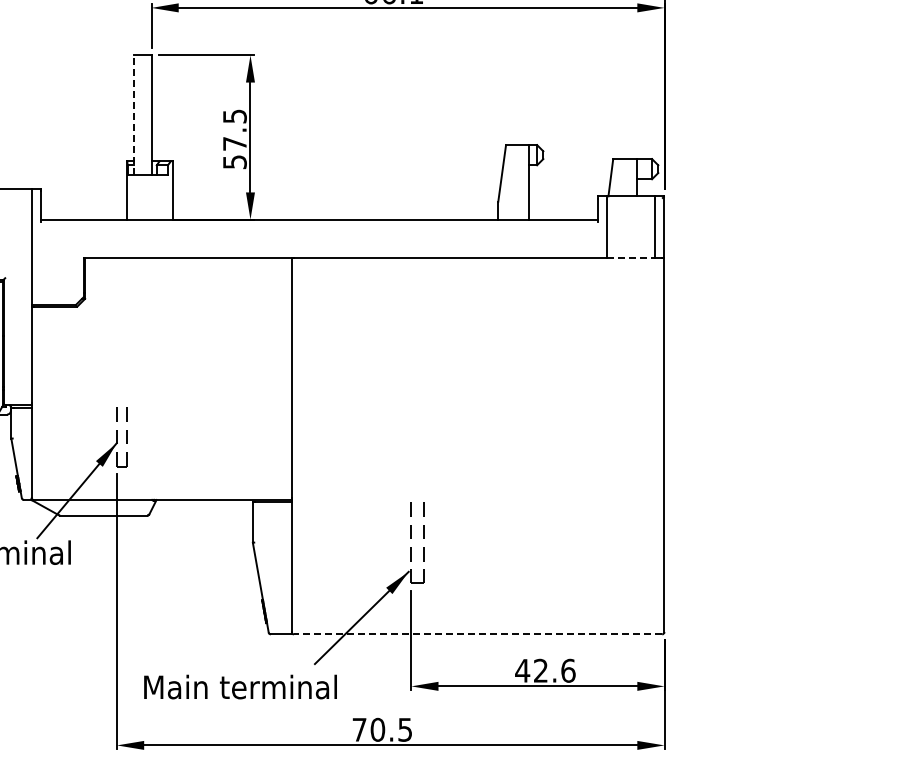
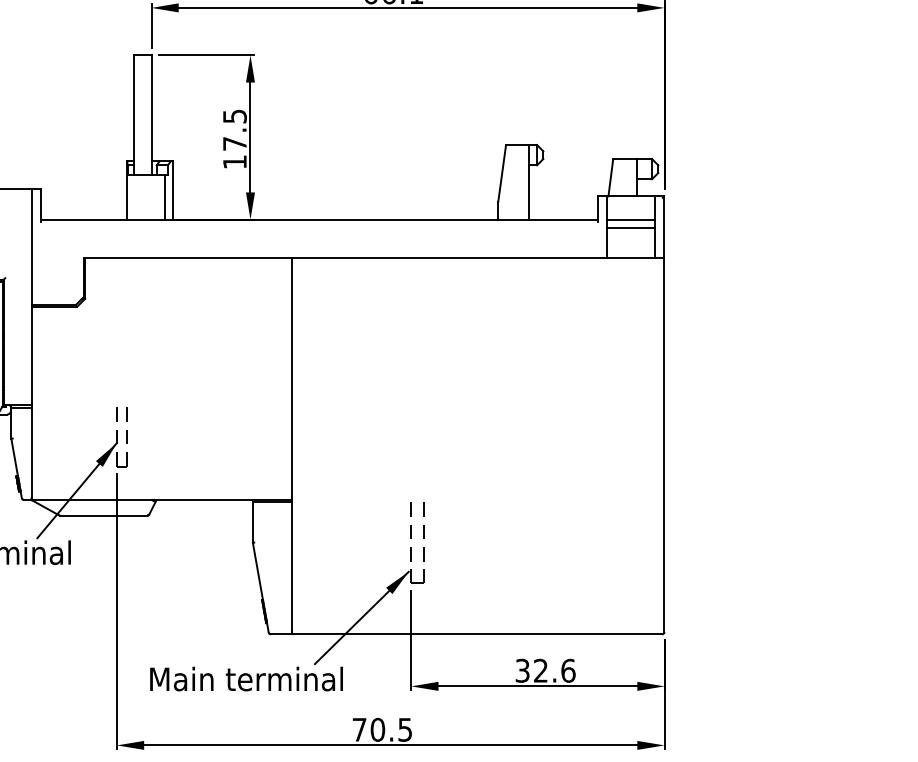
line: dashed -> solid (133, 115)
text: 57.5 -> 17.5 (234, 162)
line: none -> present (164, 197)
line: none -> present (631, 220)
line: none -> present (631, 228)
line: dashed -> solid (631, 258)
line: dashed -> solid (477, 634)
text: 42.6 -> 32.6 (522, 670)
text position: (240, 686) -> (246, 678) (246, 678)
